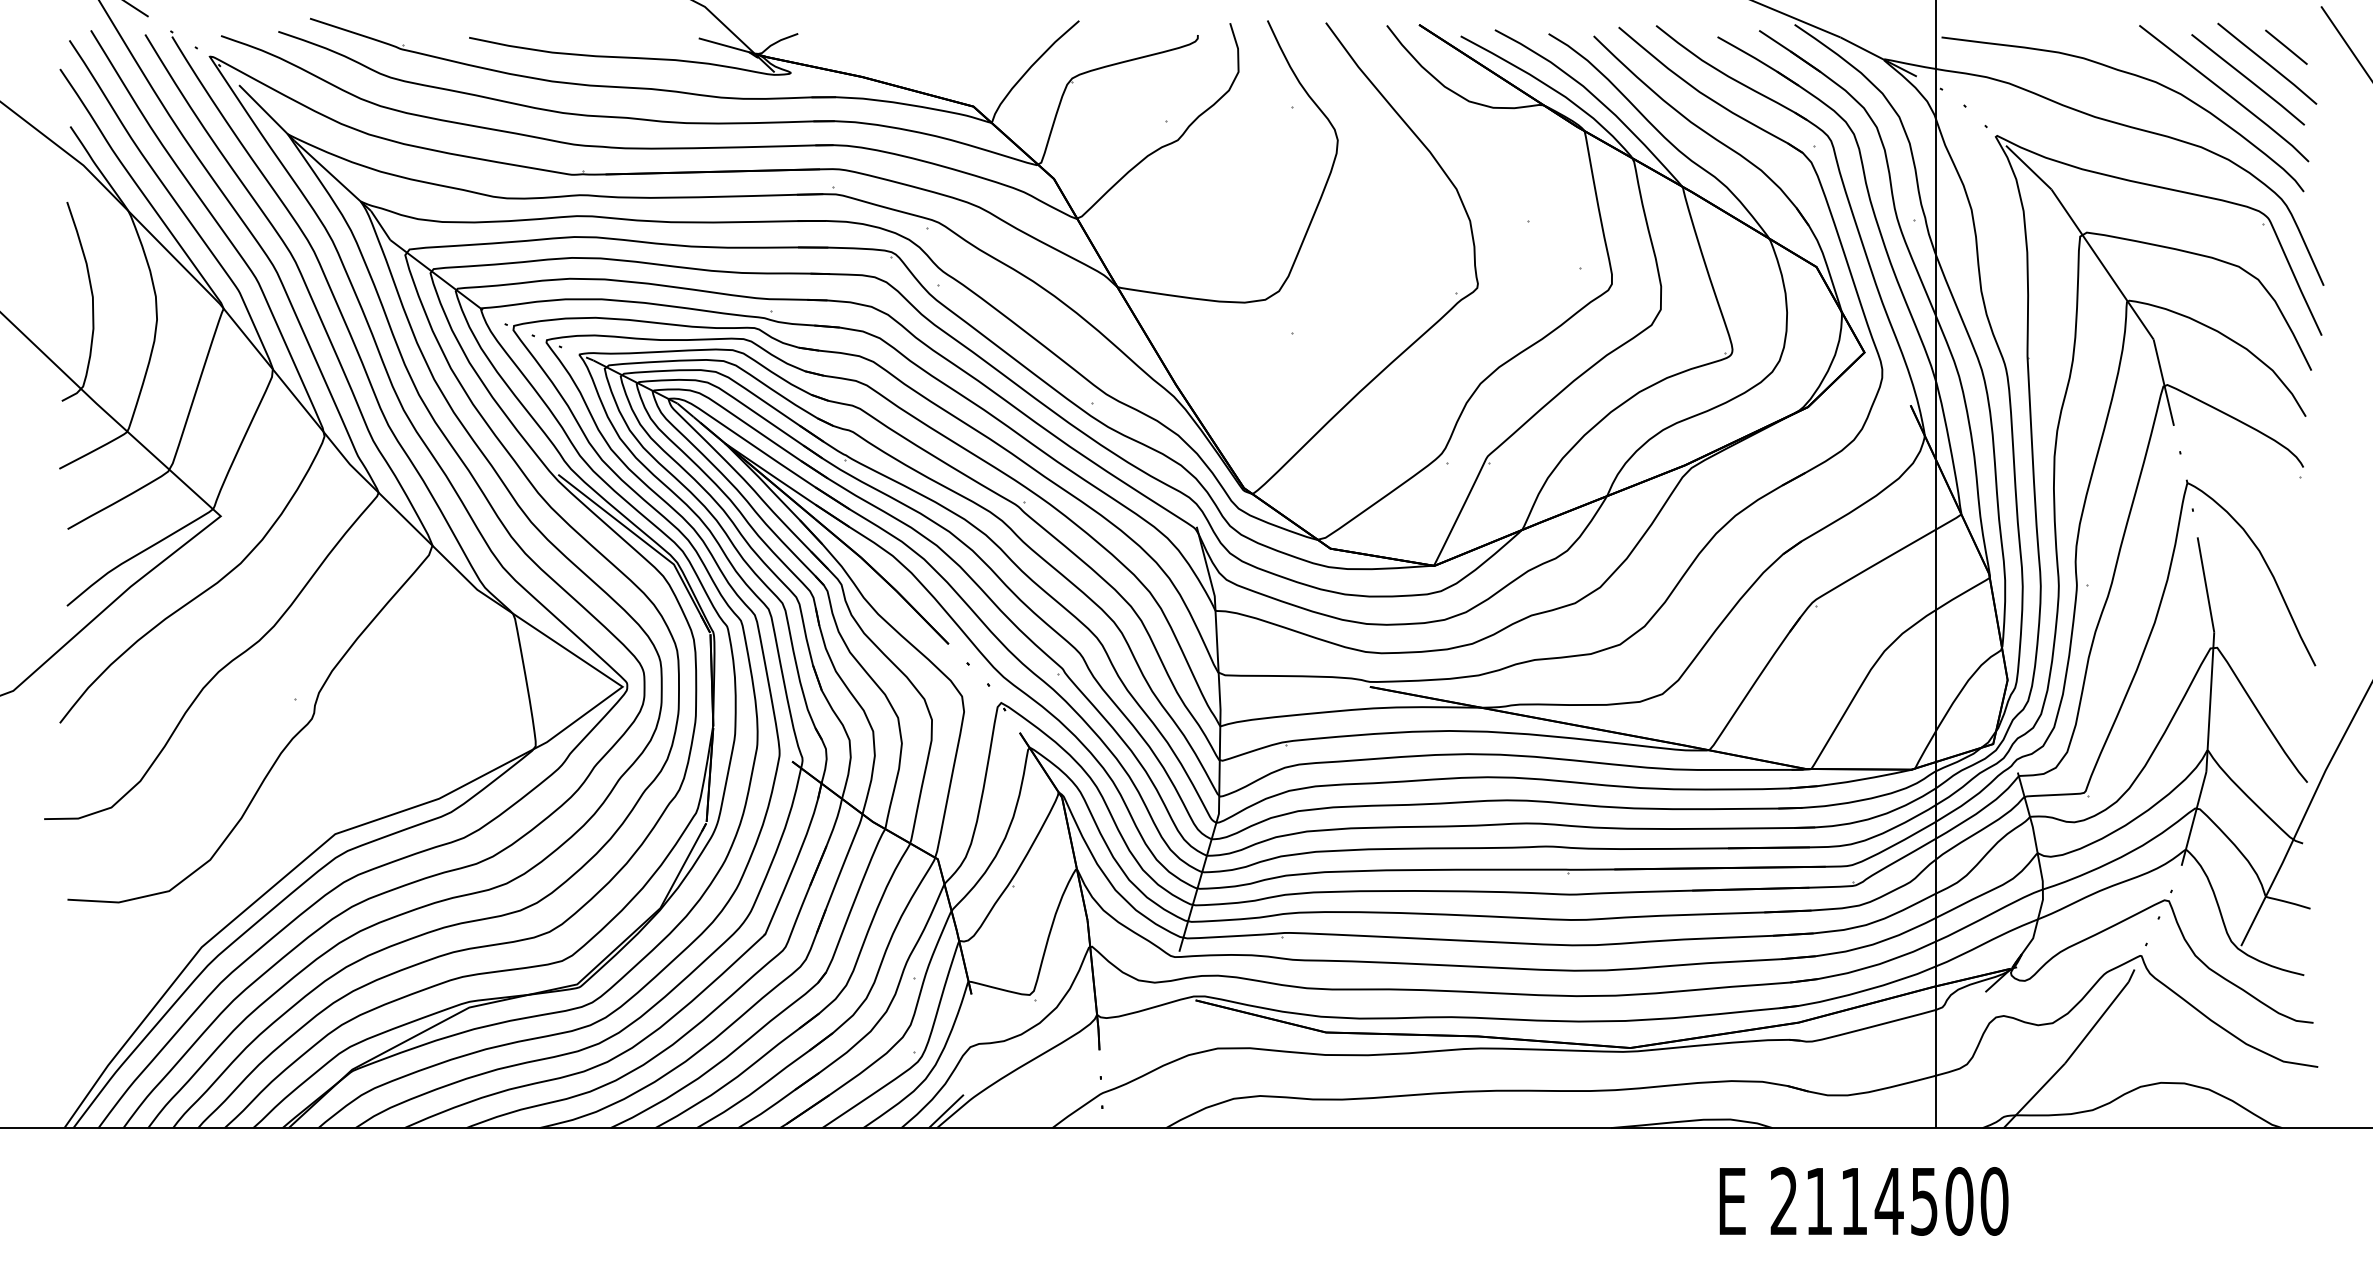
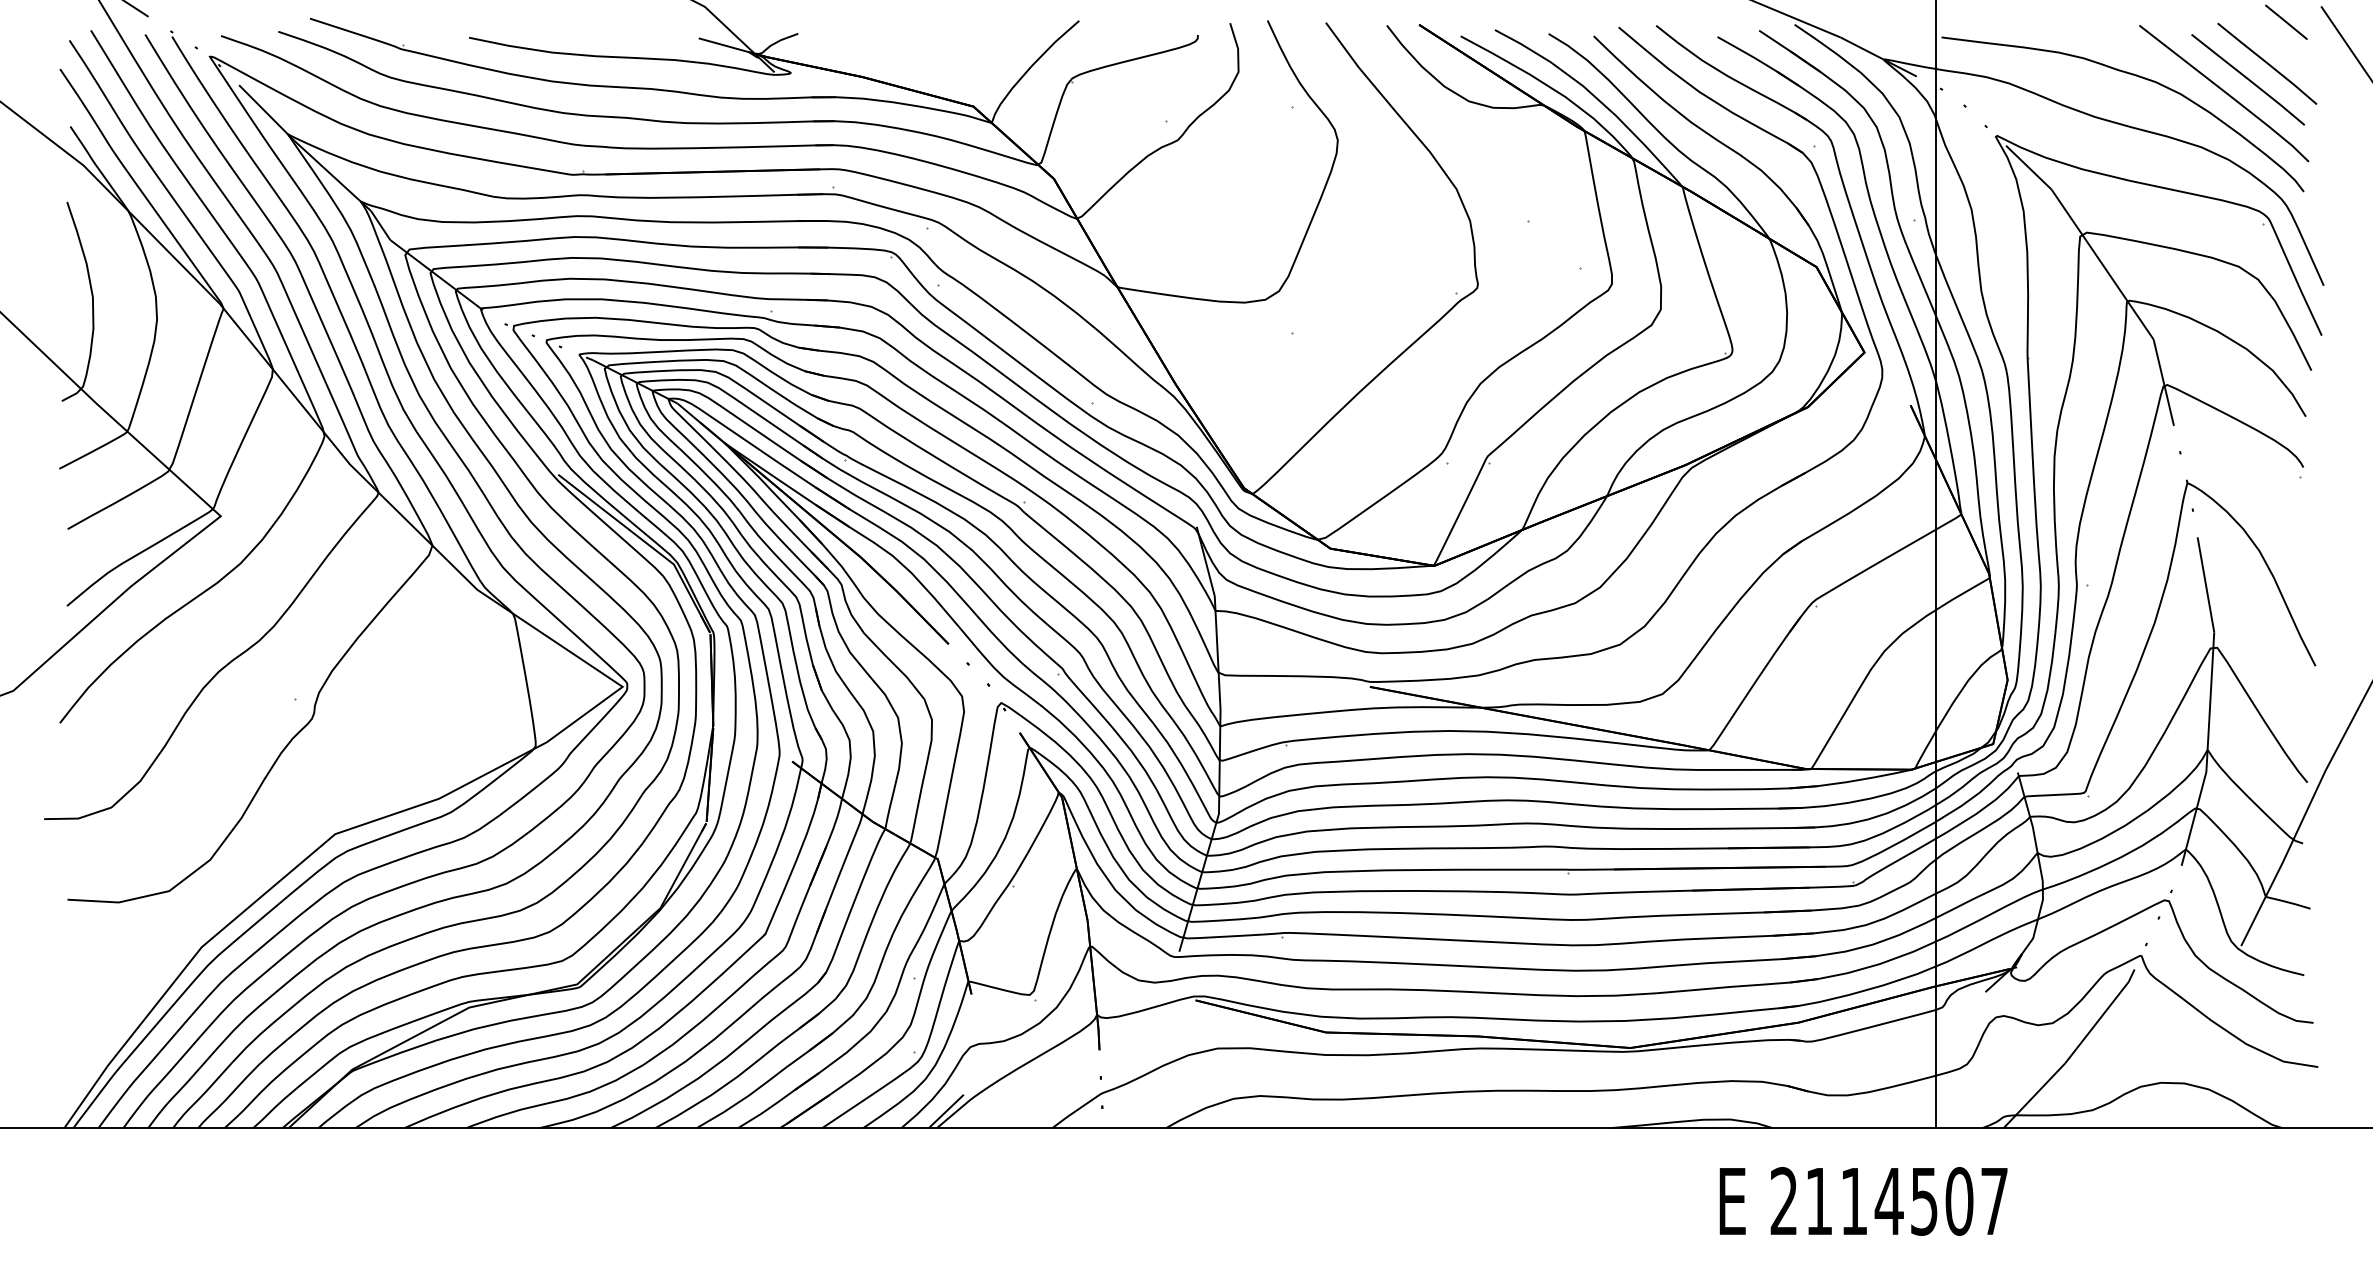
line position: (2286, 46) -> (2286, 21) (2286, 21)
text: 2114500 -> 2114507 (1994, 1201)
